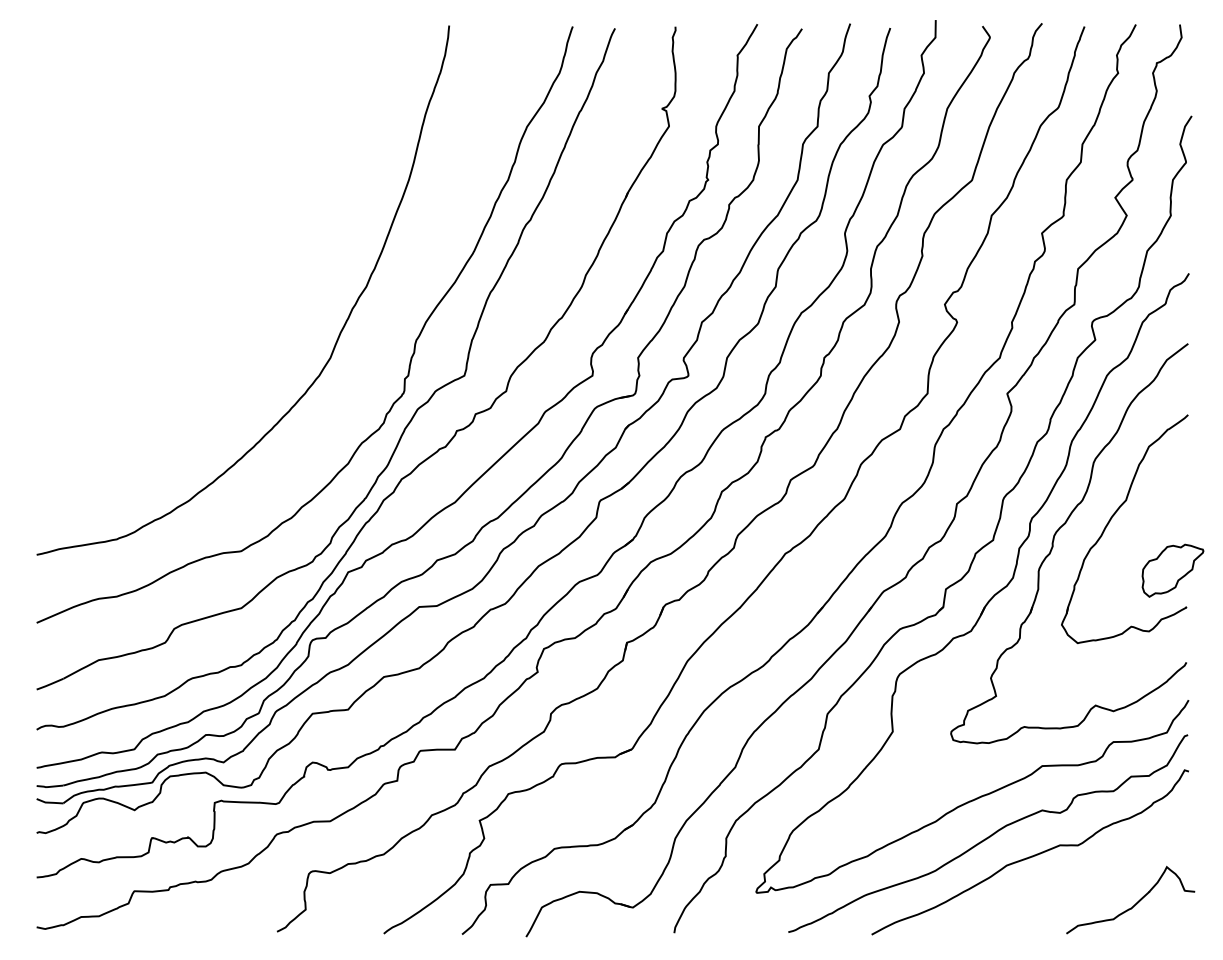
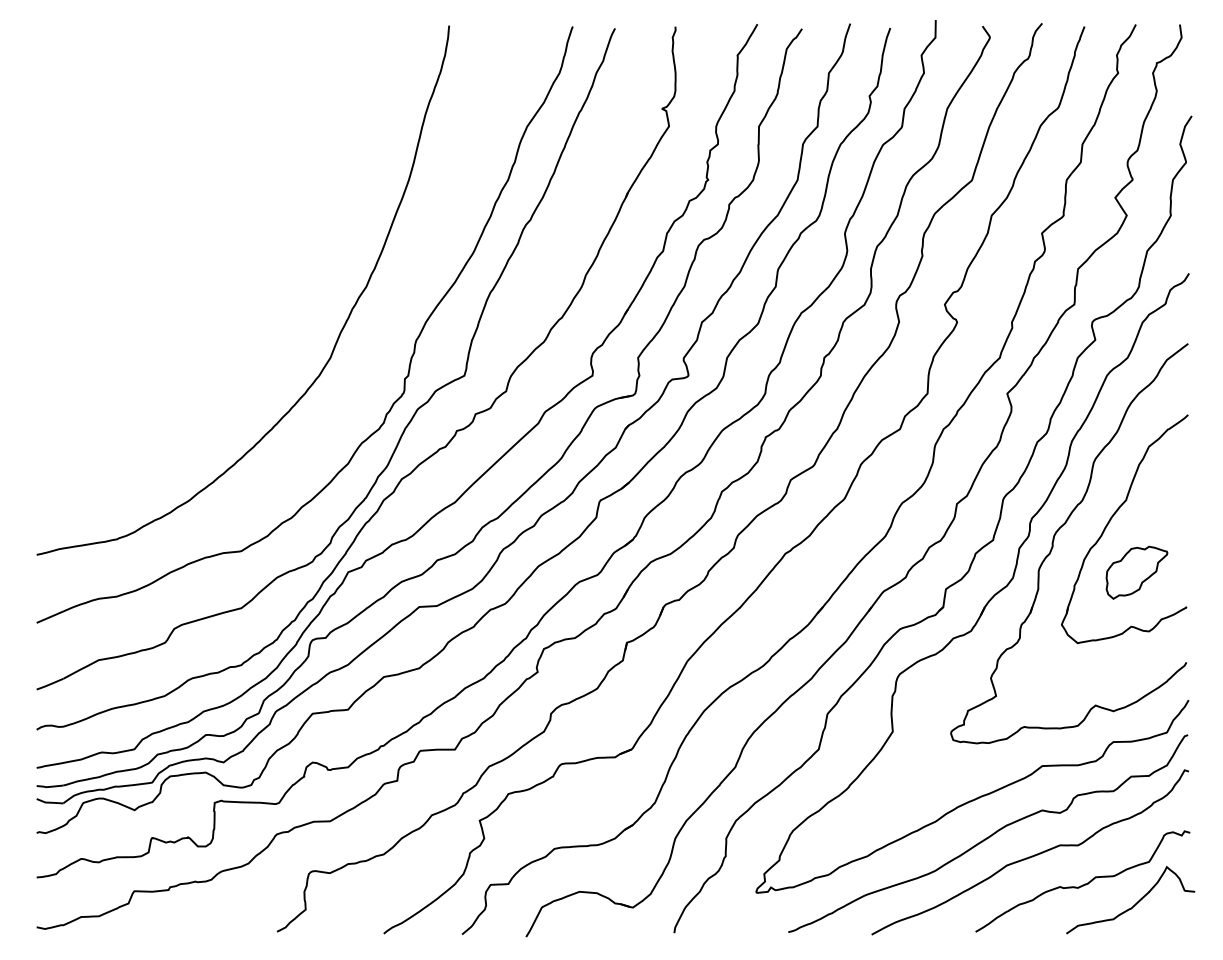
part position: (1172, 570) -> (1136, 572) (1136, 572)
curve: none -> present (1084, 883)
